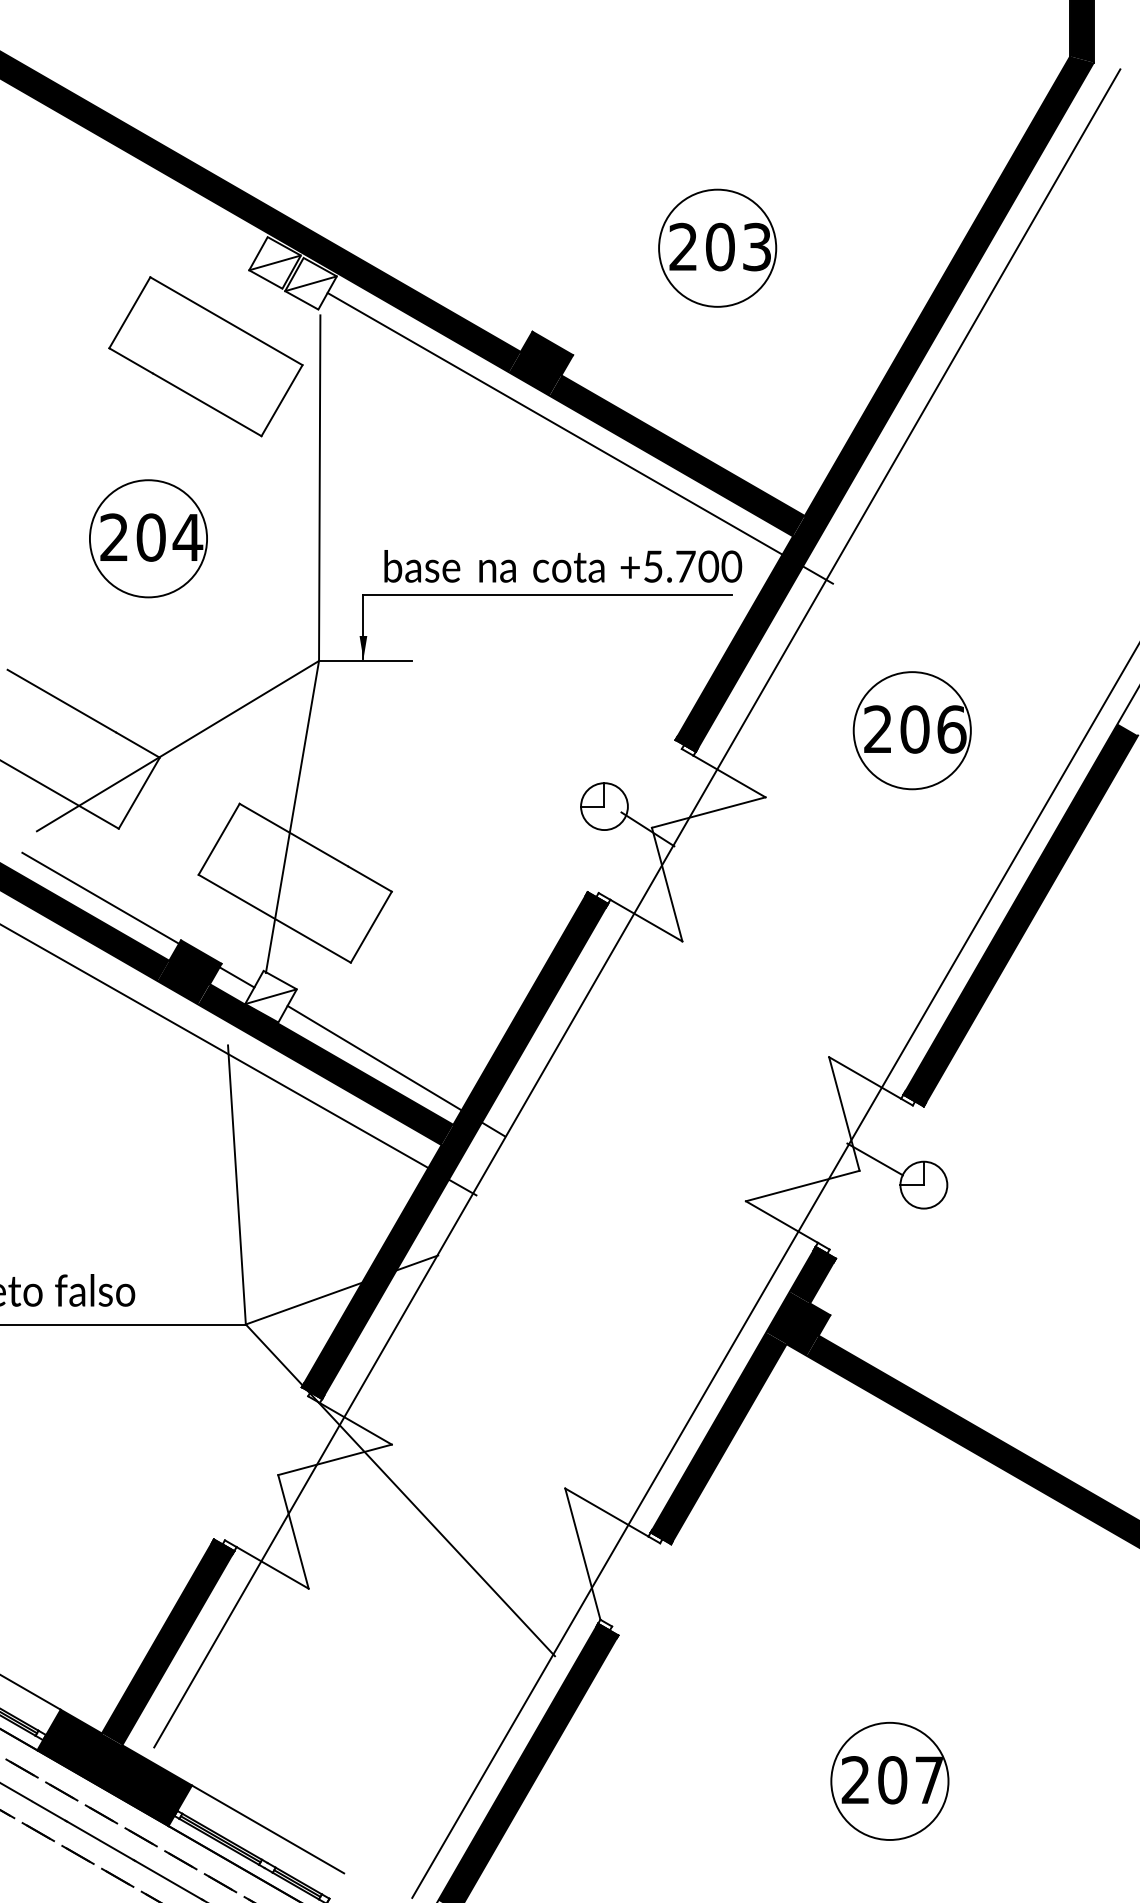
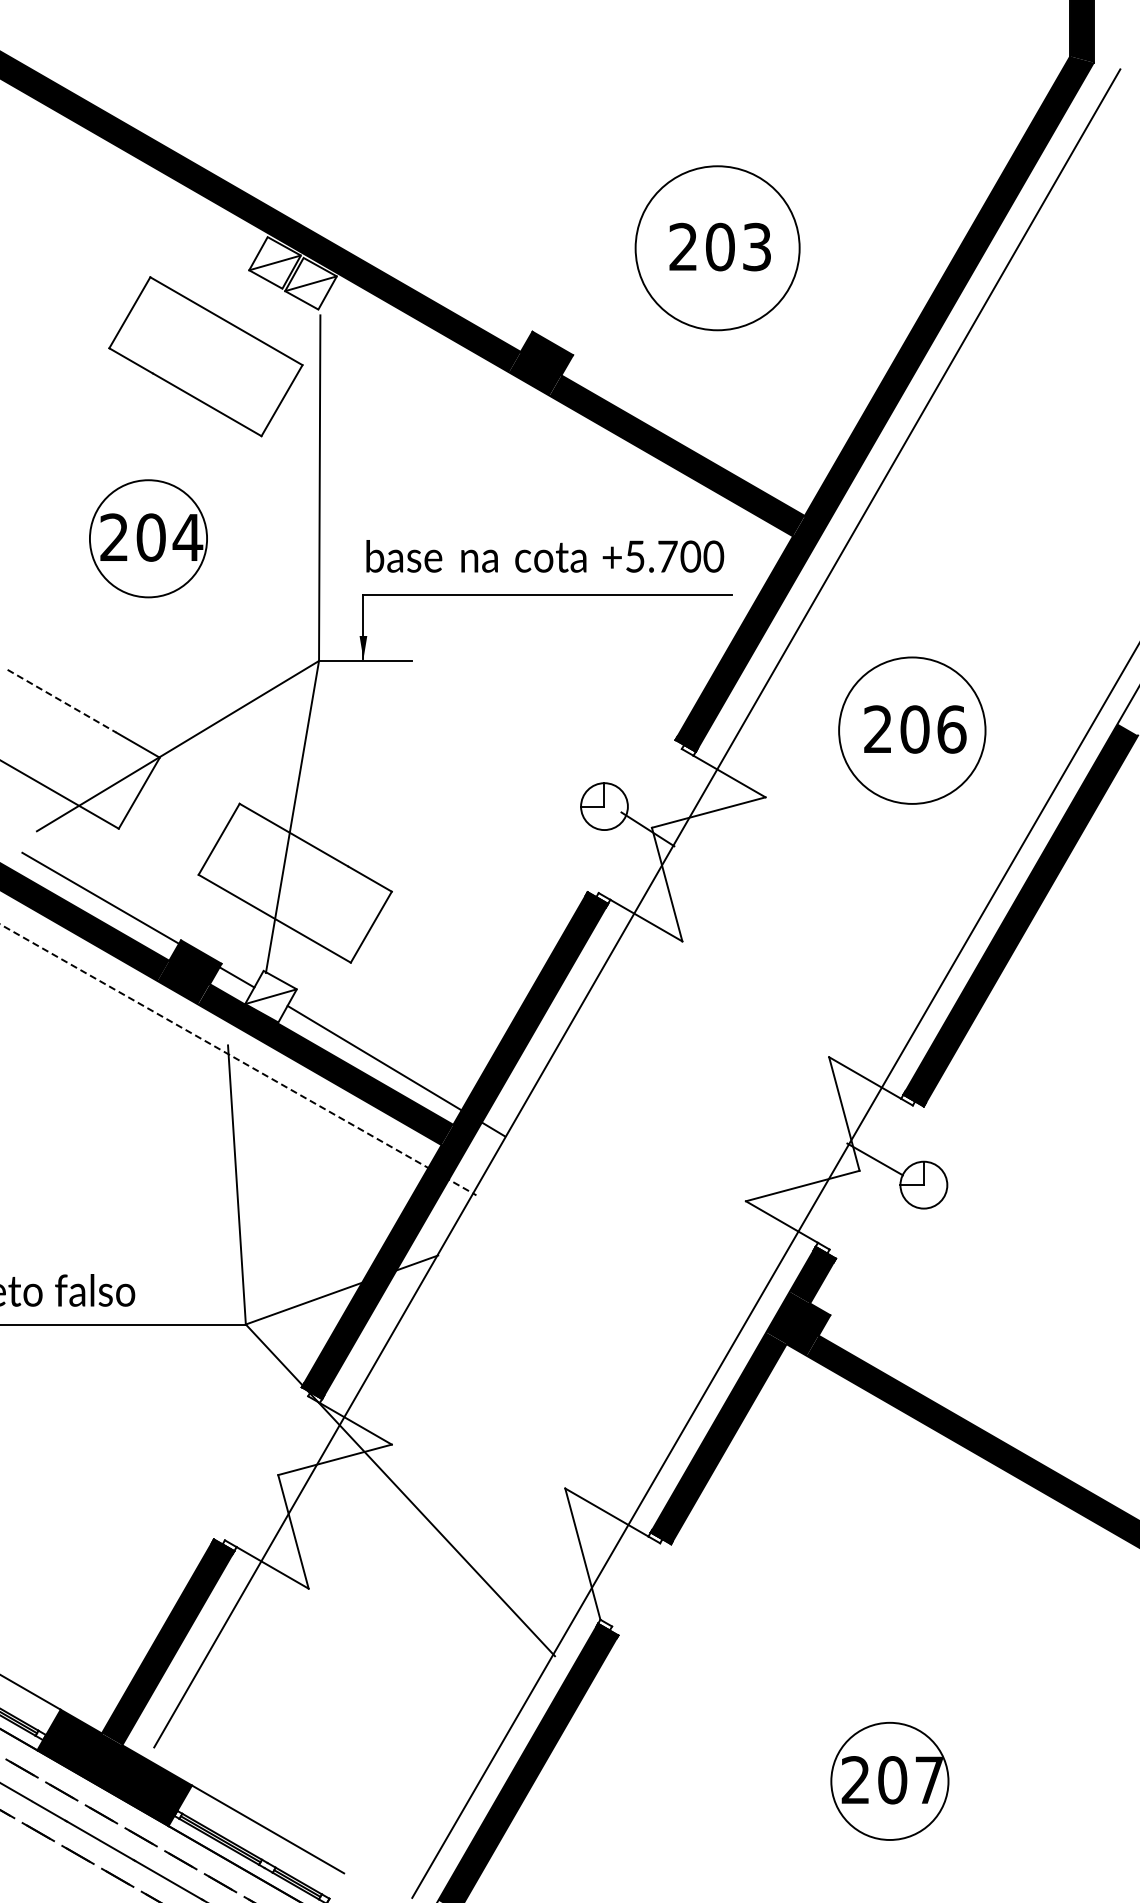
circle diameter: 117 px -> 164 px (717, 248)
line: present -> none (579, 437)
text position: (563, 566) -> (545, 556) (545, 556)
line: solid -> dashed (61, 701)
circle diameter: 117 px -> 146 px (912, 730)
line: solid -> dashed (238, 1059)
